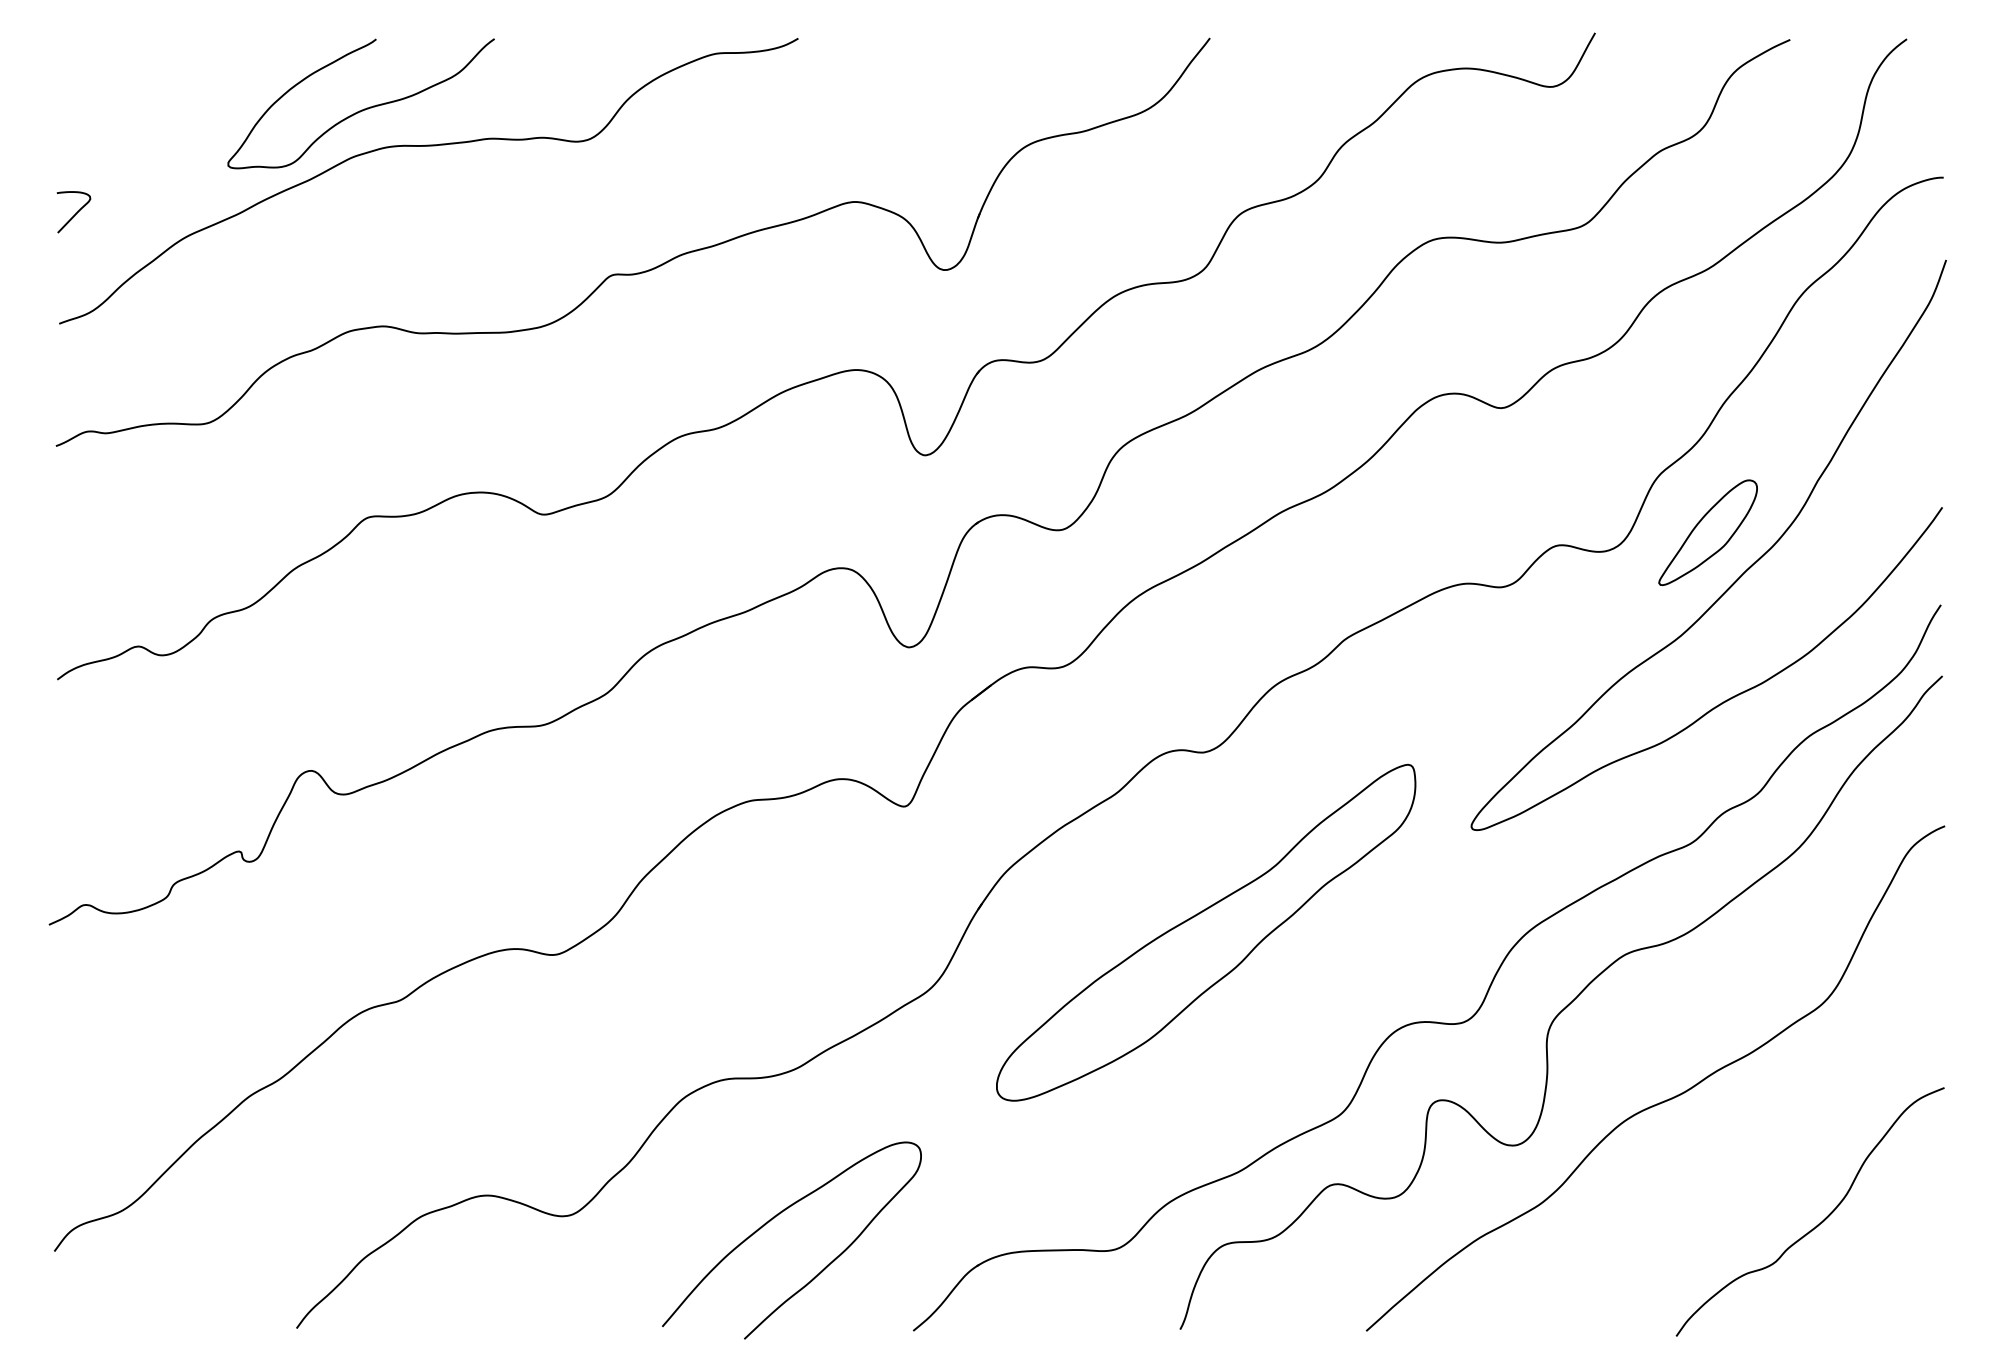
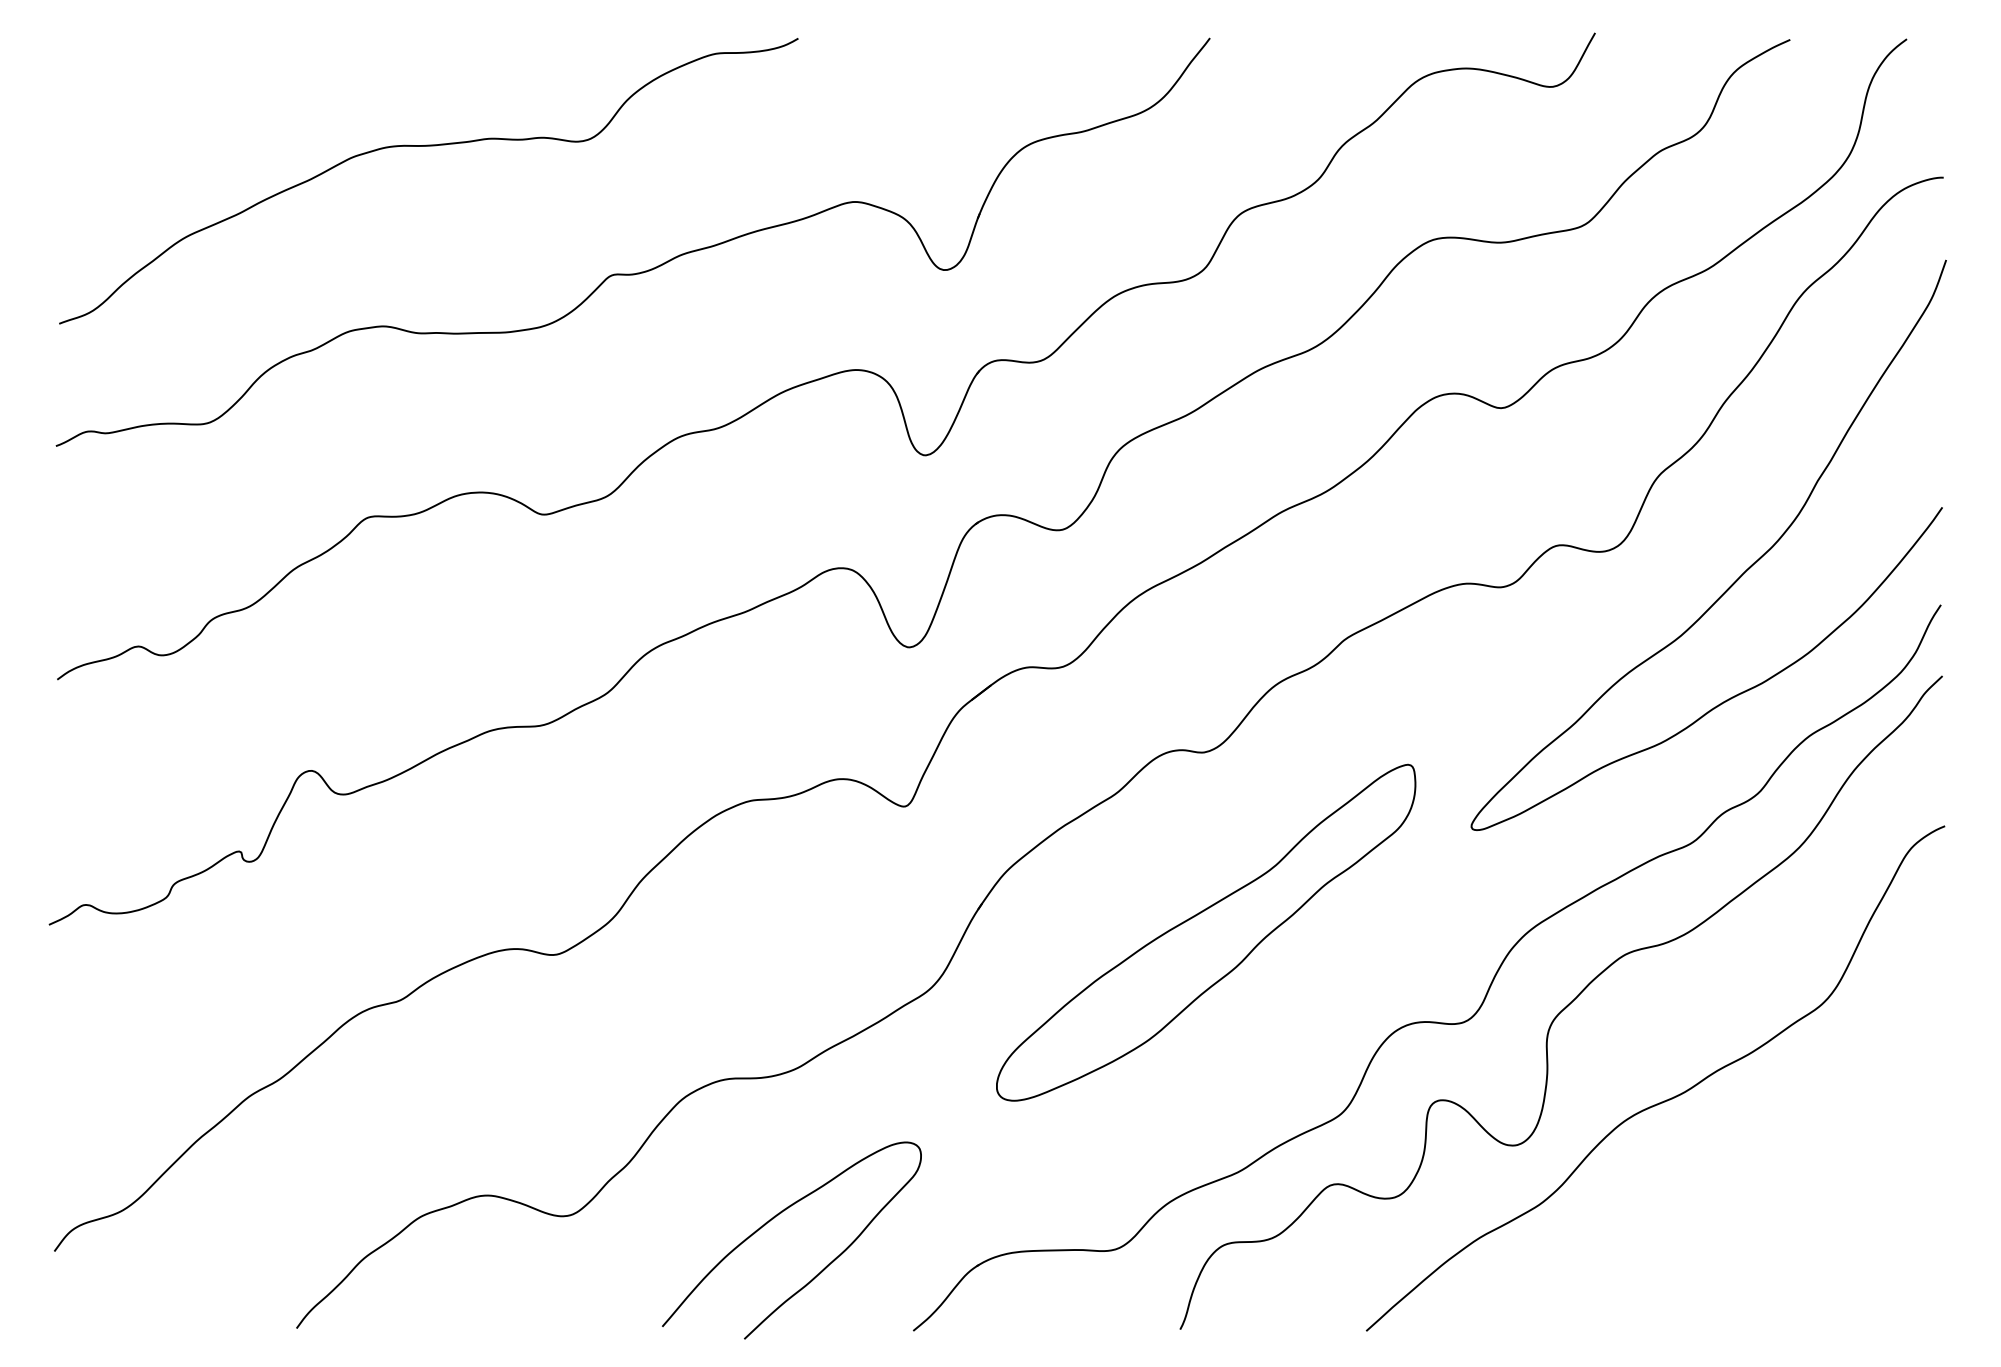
curve: present -> none (361, 109)
curve: present -> none (75, 213)
part: present -> none (1707, 532)
curve: present -> none (1818, 1223)
